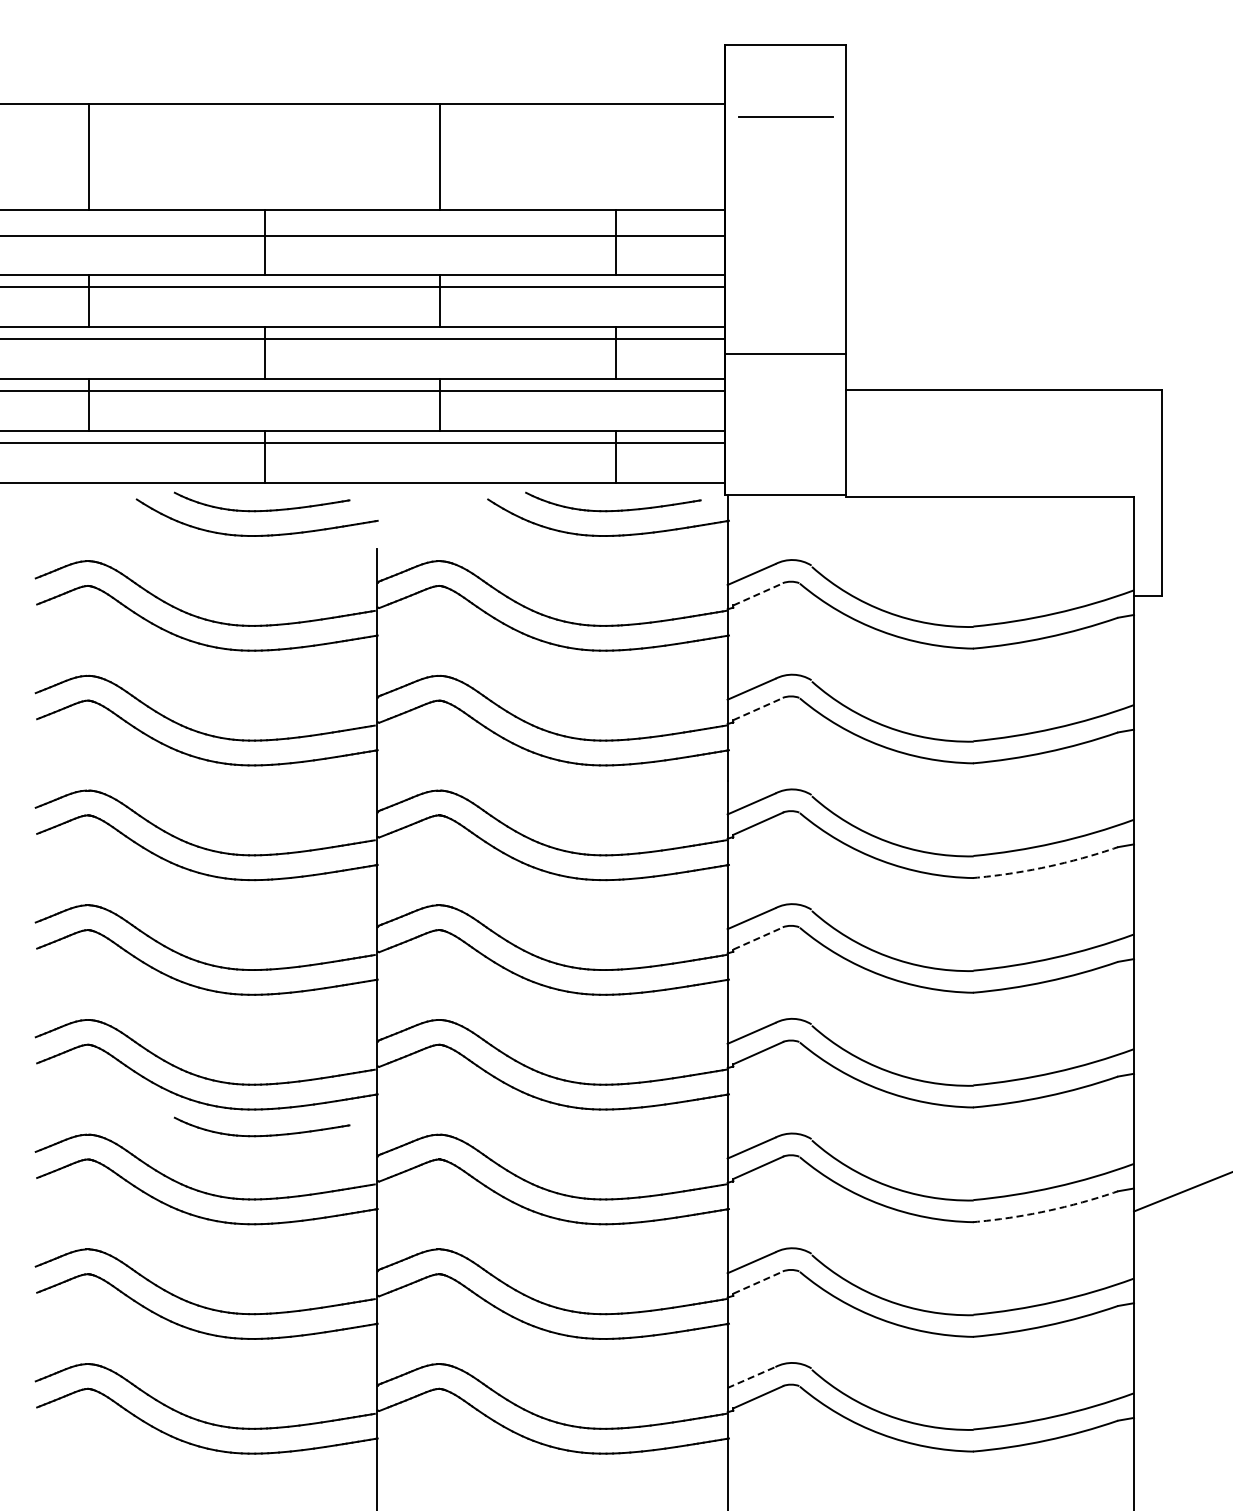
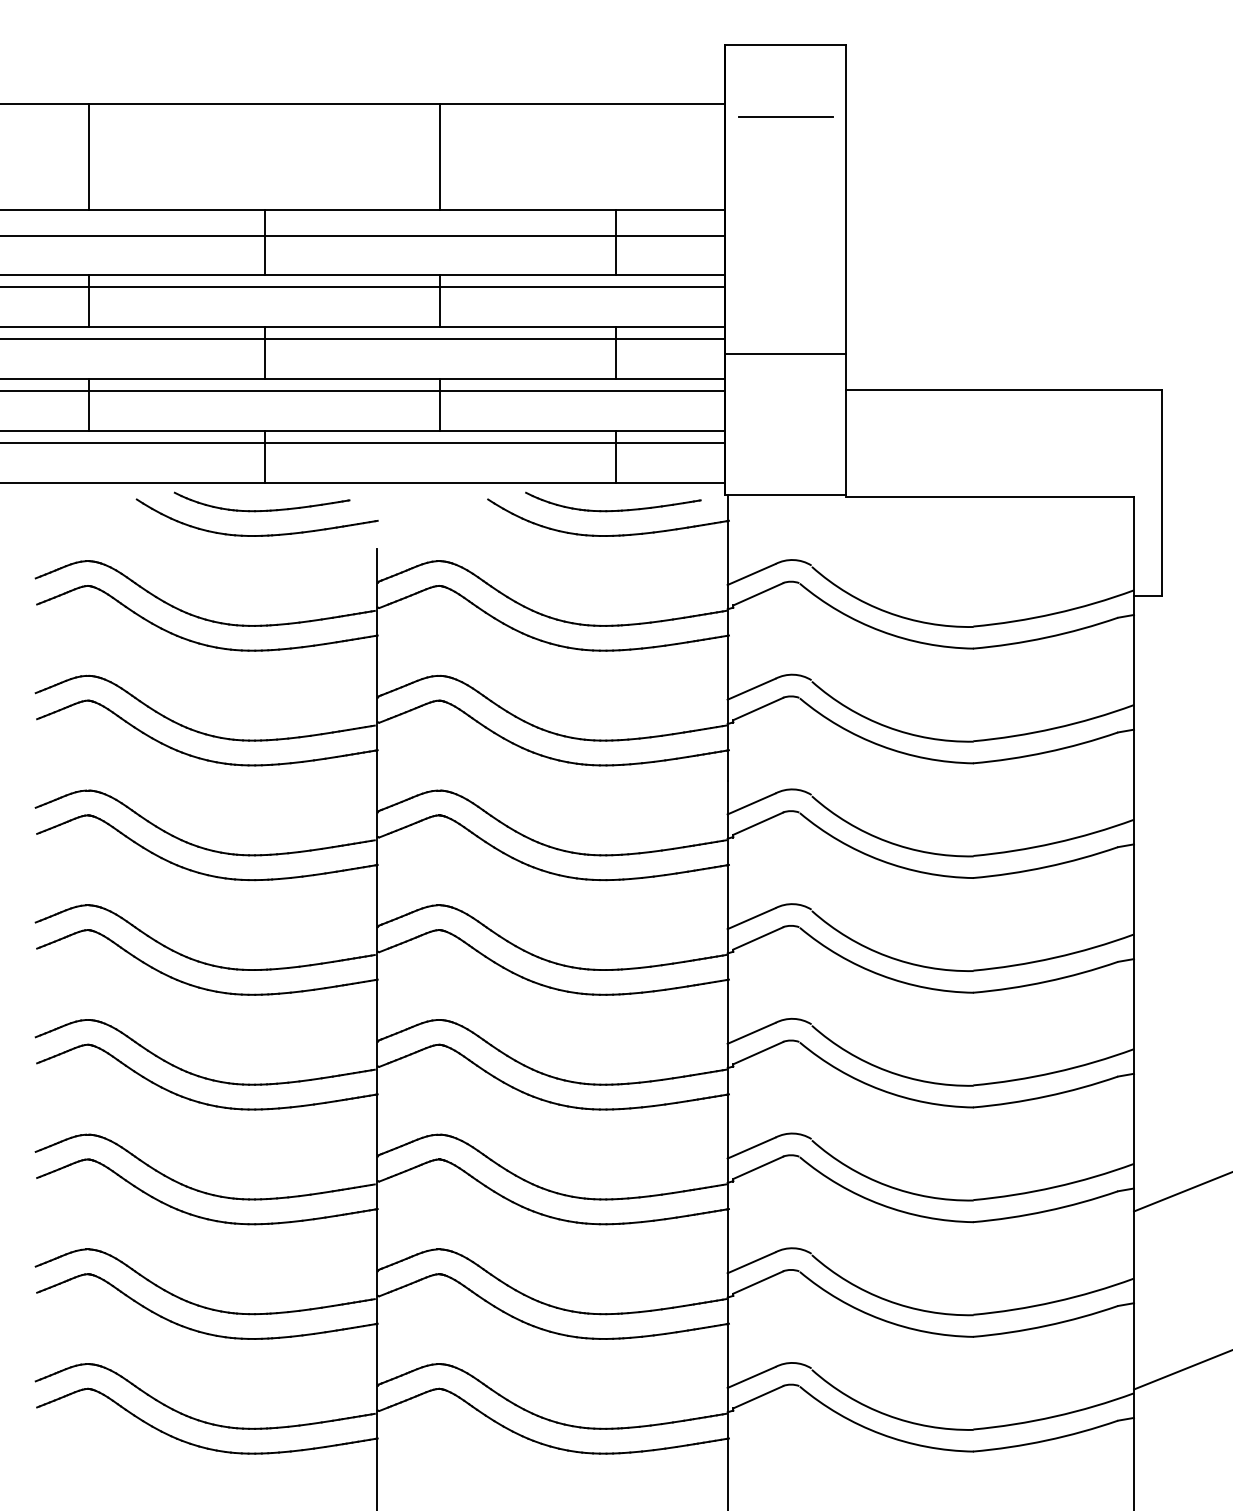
line: dashed -> solid (758, 594)
line: dashed -> solid (758, 708)
arc: dashed -> solid (1046, 867)
line: dashed -> solid (758, 938)
part: present -> none (261, 1135)
arc: dashed -> solid (1046, 1211)
line: dashed -> solid (758, 1282)
line: none -> present (1181, 1370)
line: dashed -> solid (751, 1377)
